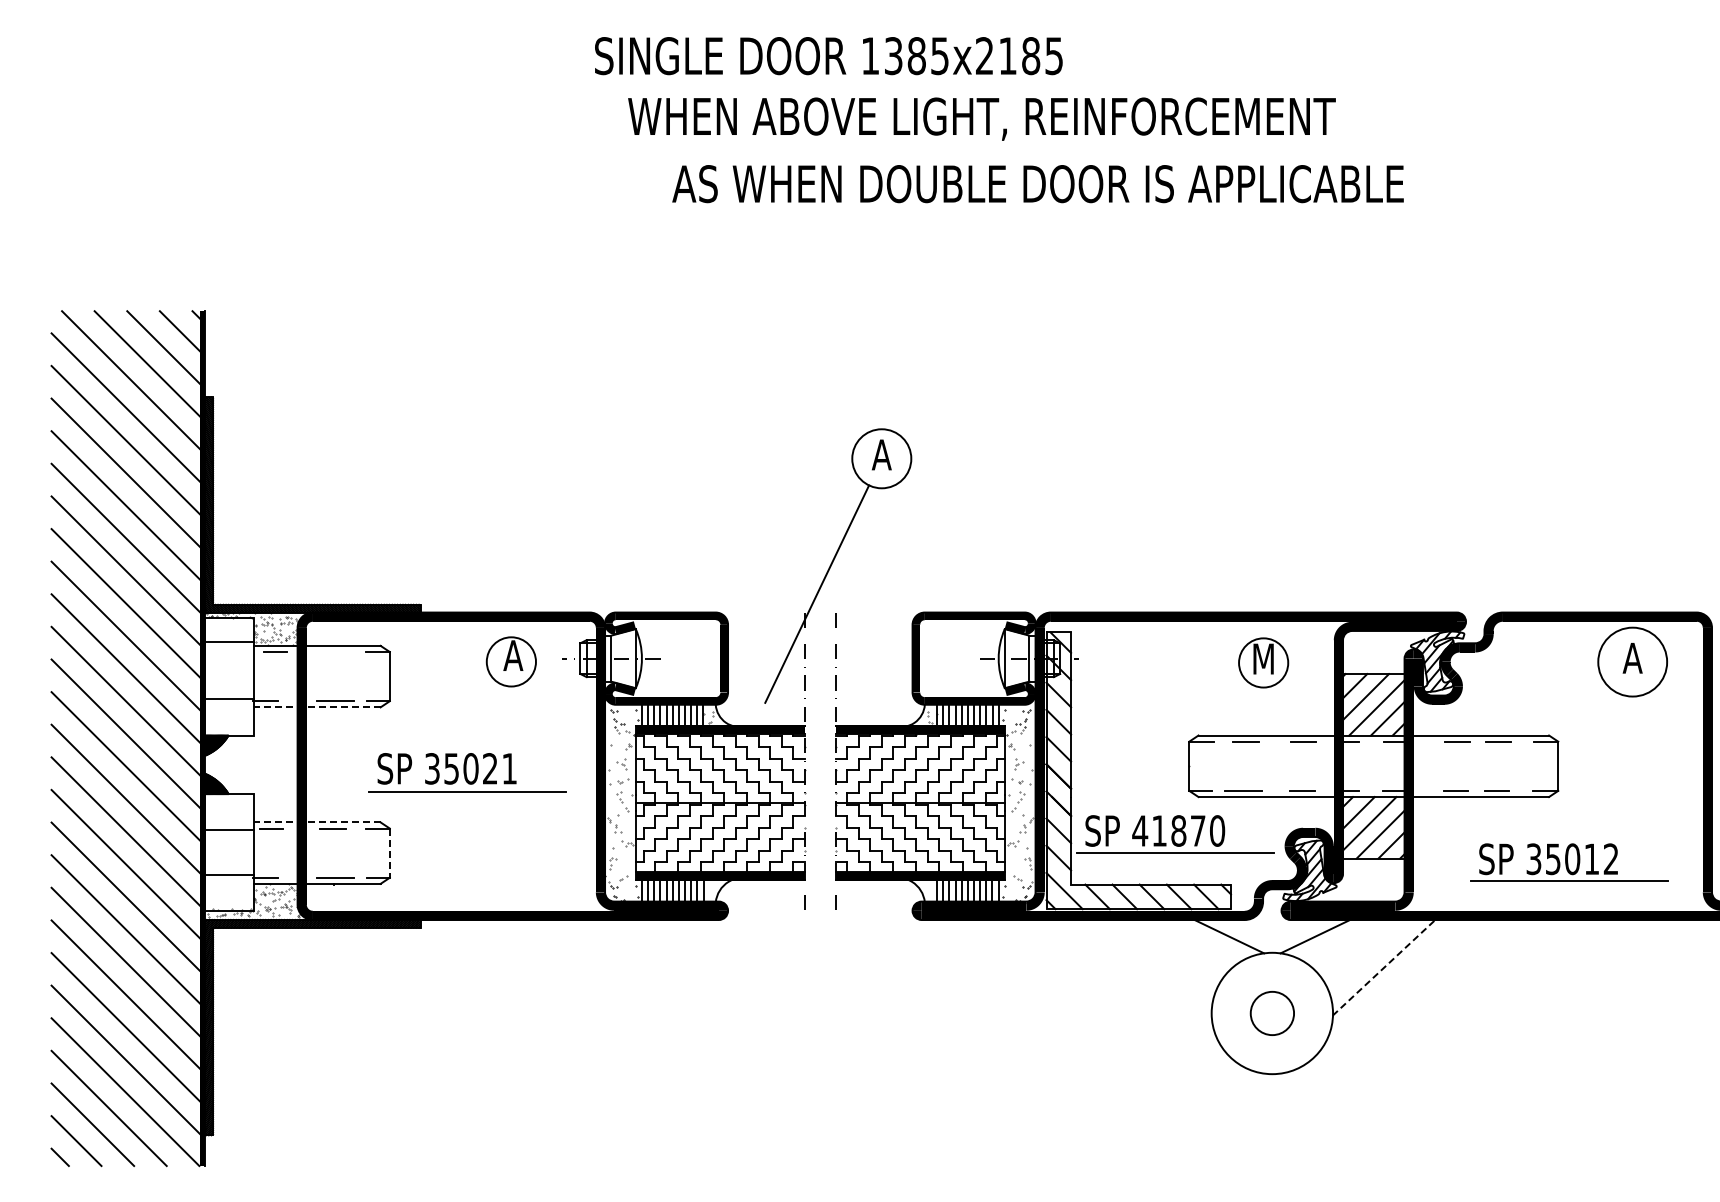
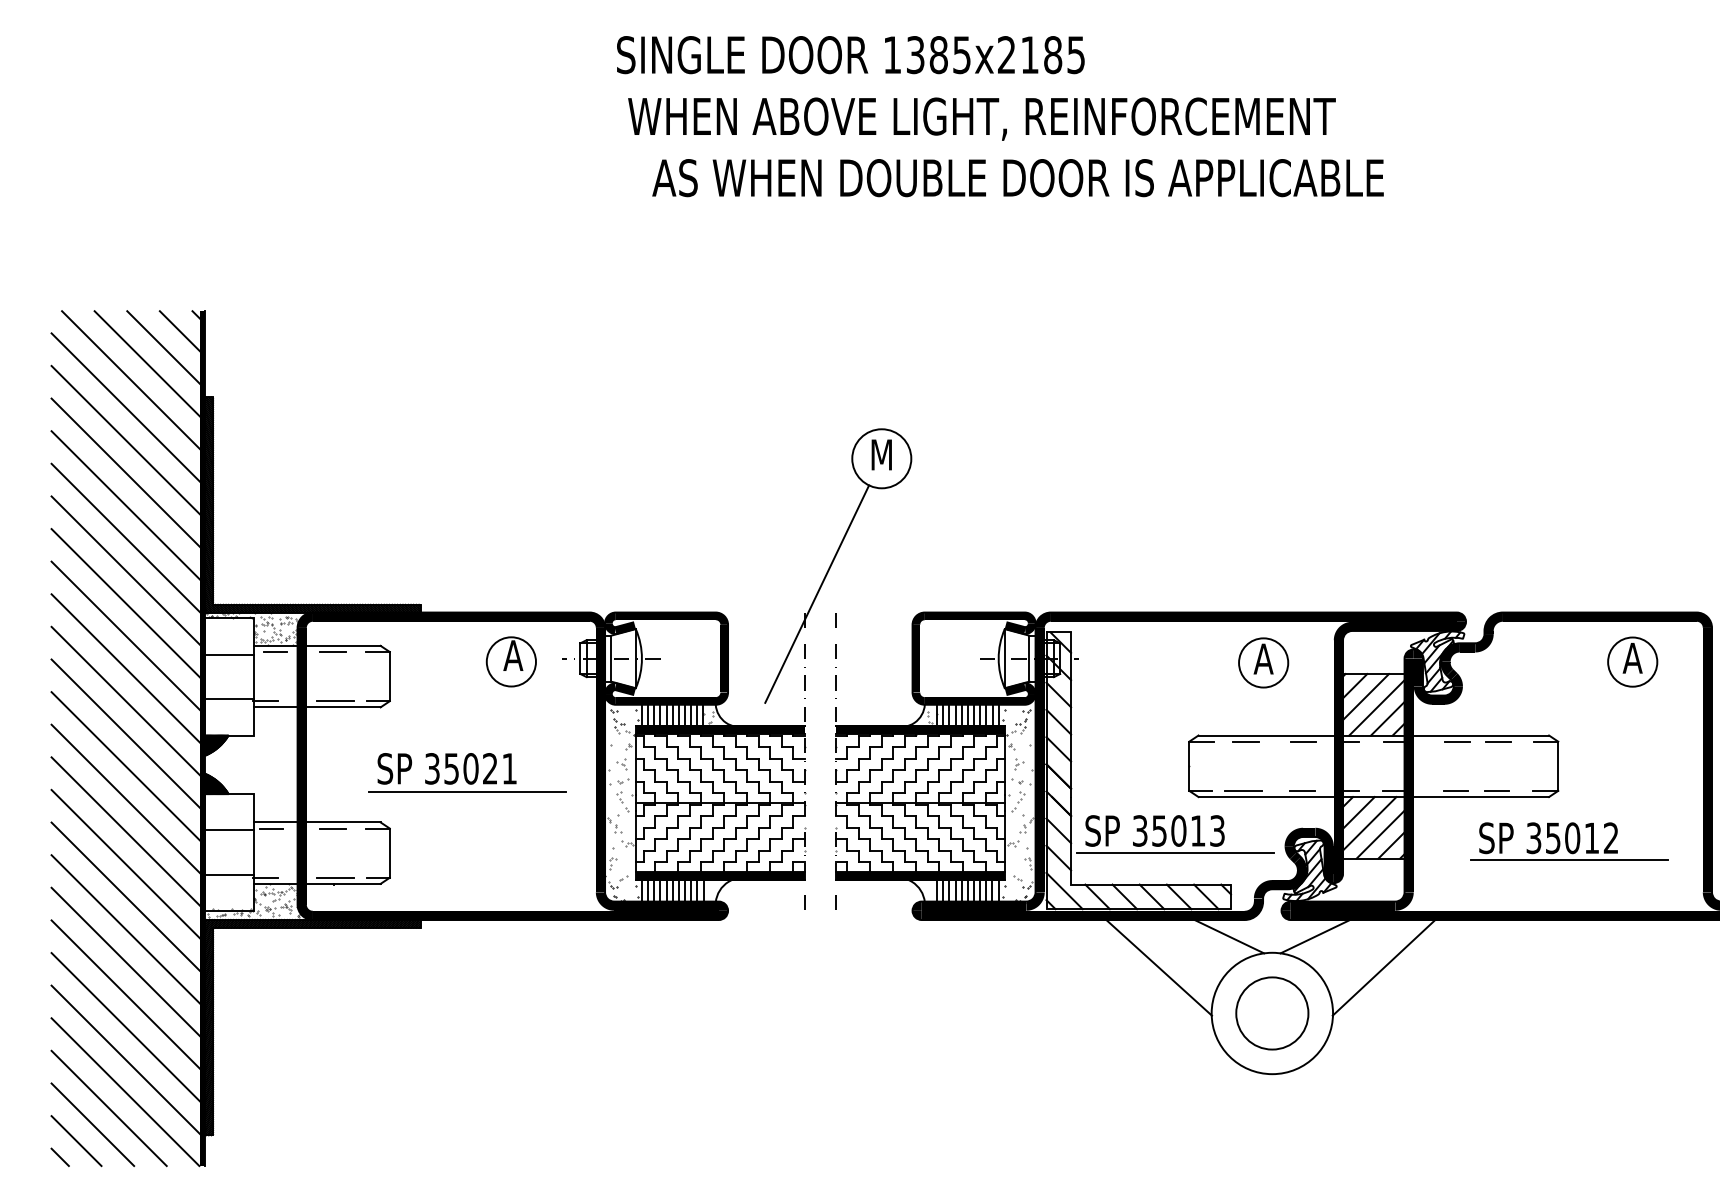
text position: (828, 56) -> (850, 55) (850, 55)
text position: (1037, 184) -> (1017, 178) (1017, 178)
text: A -> M (881, 454)
line position: (229, 641) -> (229, 654) (229, 654)
line: none -> present (332, 652)
text: M -> A (1263, 658)
circle diameter: 69 px -> 49 px (1632, 661)
line: dashed -> solid (316, 707)
line: dashed -> solid (316, 822)
text: 41870 -> 35013 (1178, 830)
line: dashed -> solid (389, 853)
part position: (1569, 862) -> (1569, 841) (1569, 841)
line: none -> present (1159, 967)
line: dashed -> solid (1384, 967)
circle size: 46x45 px -> 75x75 px (1272, 1013)
